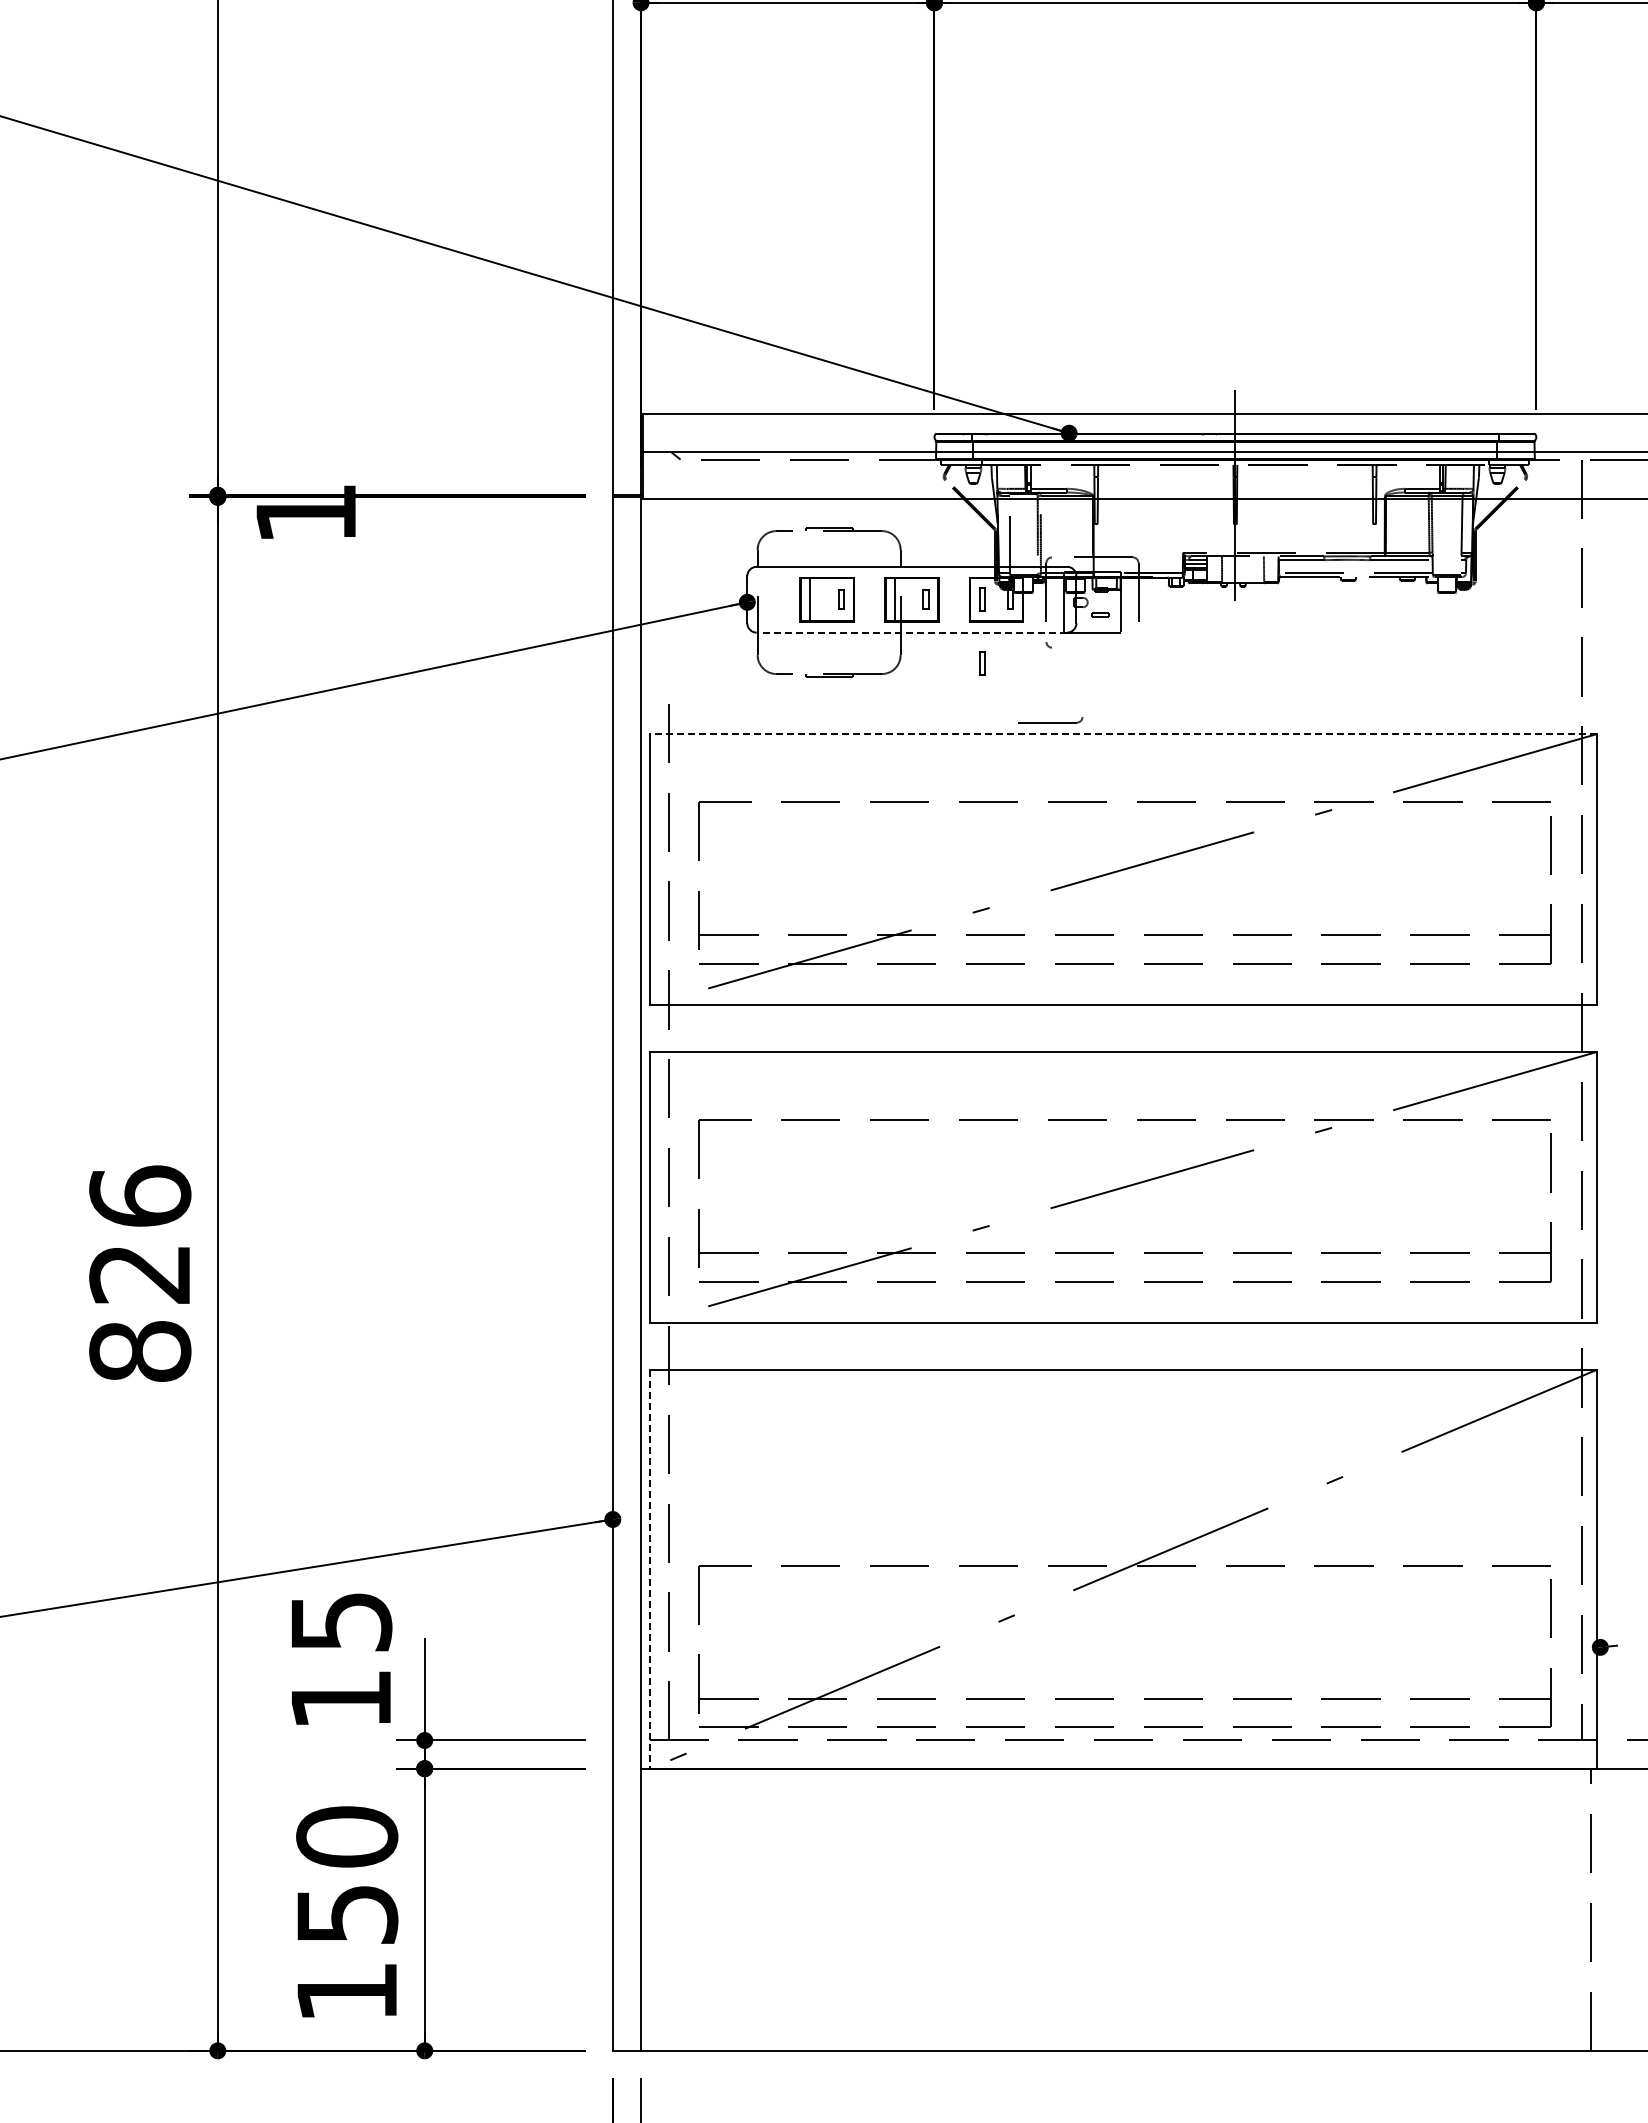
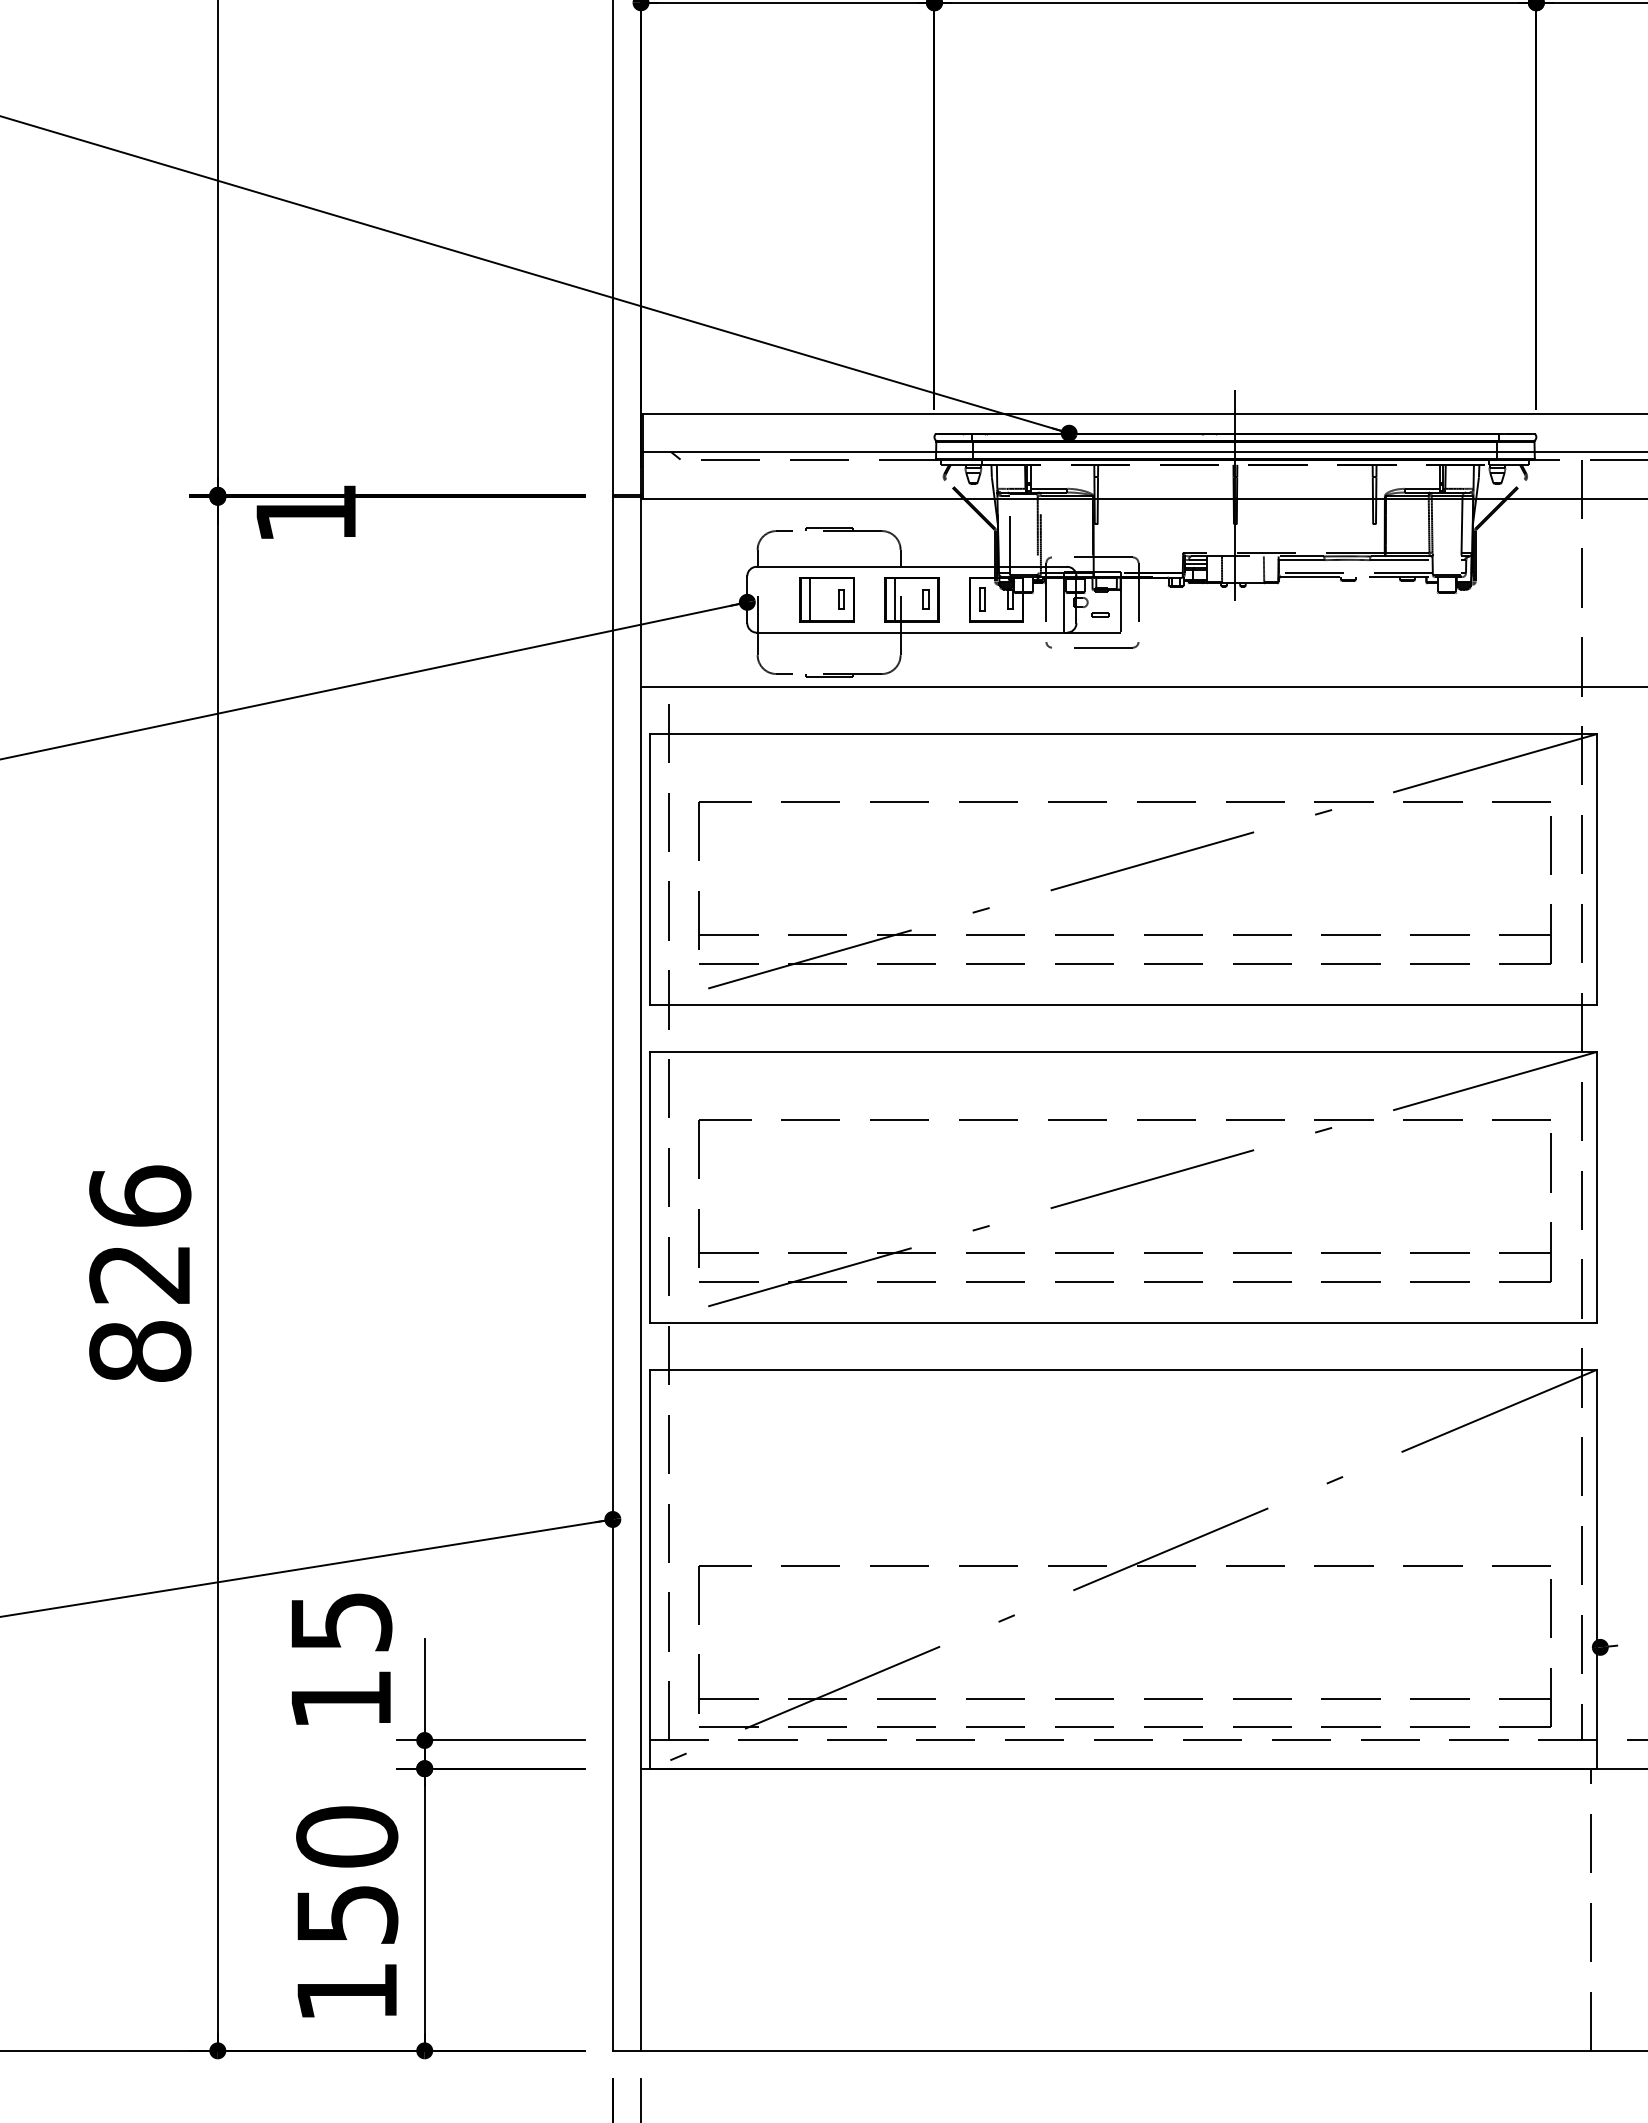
line: dashed -> solid (911, 632)
part: present -> none (982, 663)
line: none -> present (1142, 687)
part position: (1050, 720) -> (1106, 645) (1106, 645)
line: dashed -> solid (1122, 734)
line: dashed -> solid (650, 1569)
